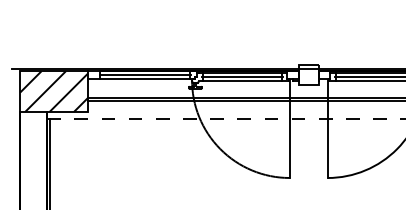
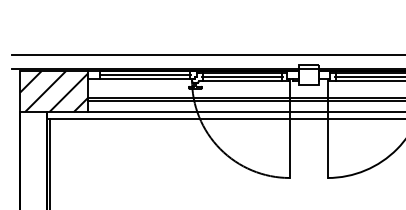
line: none -> present (207, 54)
line: none -> present (245, 111)
line: dashed -> solid (226, 118)
